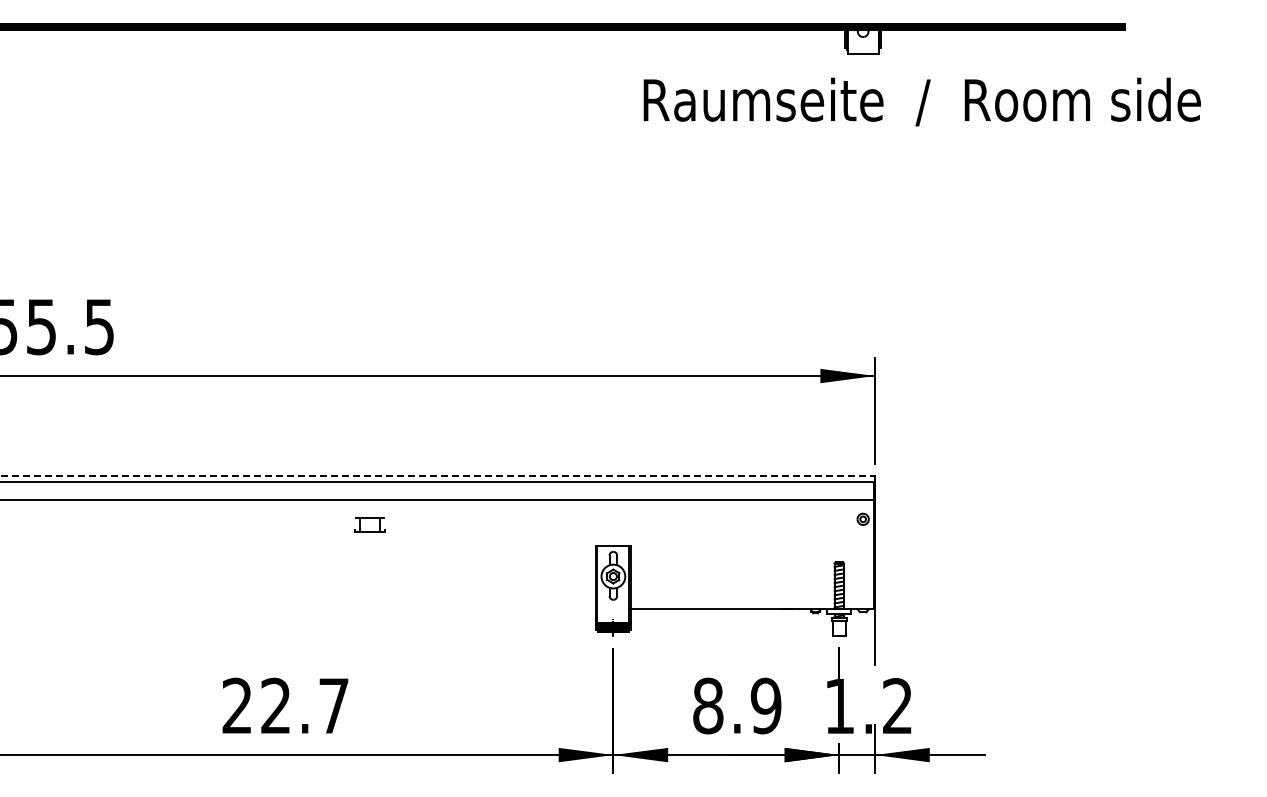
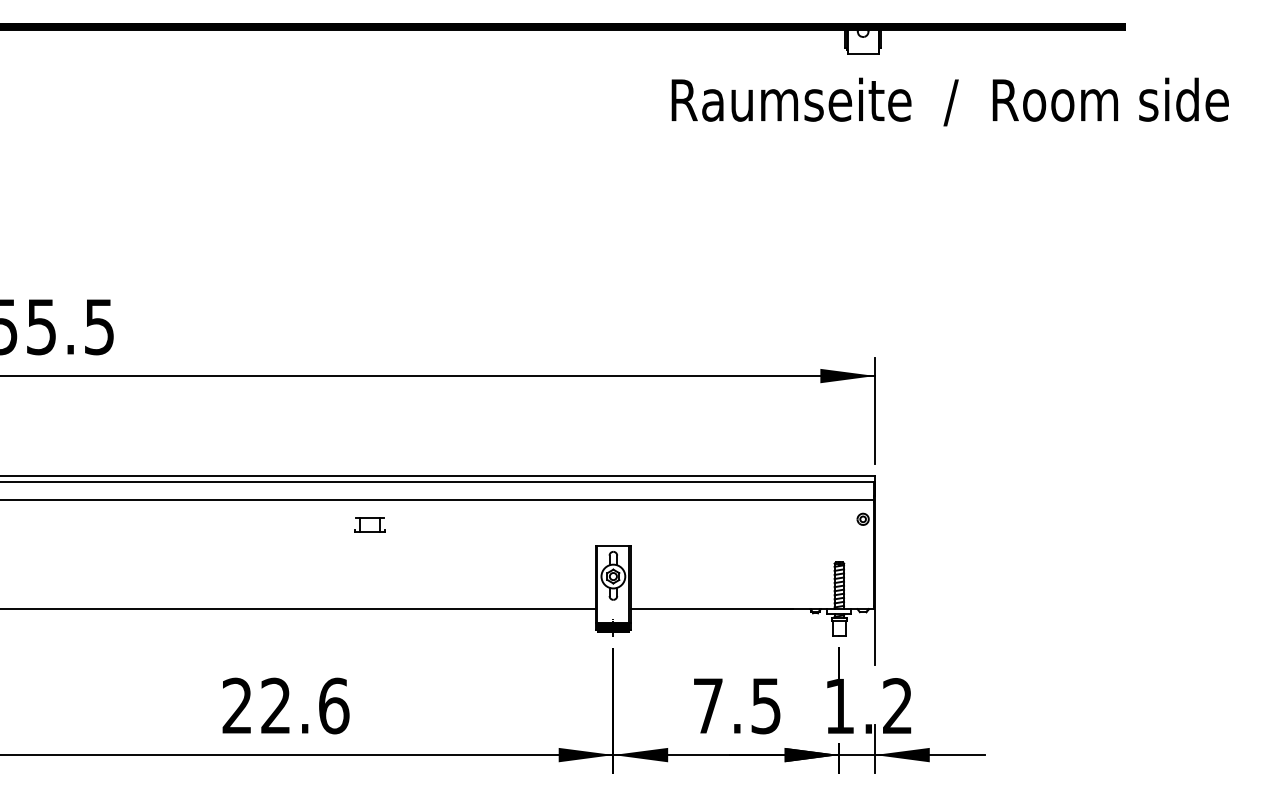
text position: (921, 101) -> (949, 101) (949, 101)
line: dashed -> solid (438, 475)
line: none -> present (298, 609)
text: 22.7 -> 22.6 (334, 705)
text: 8.9 -> 7.5 (737, 705)
